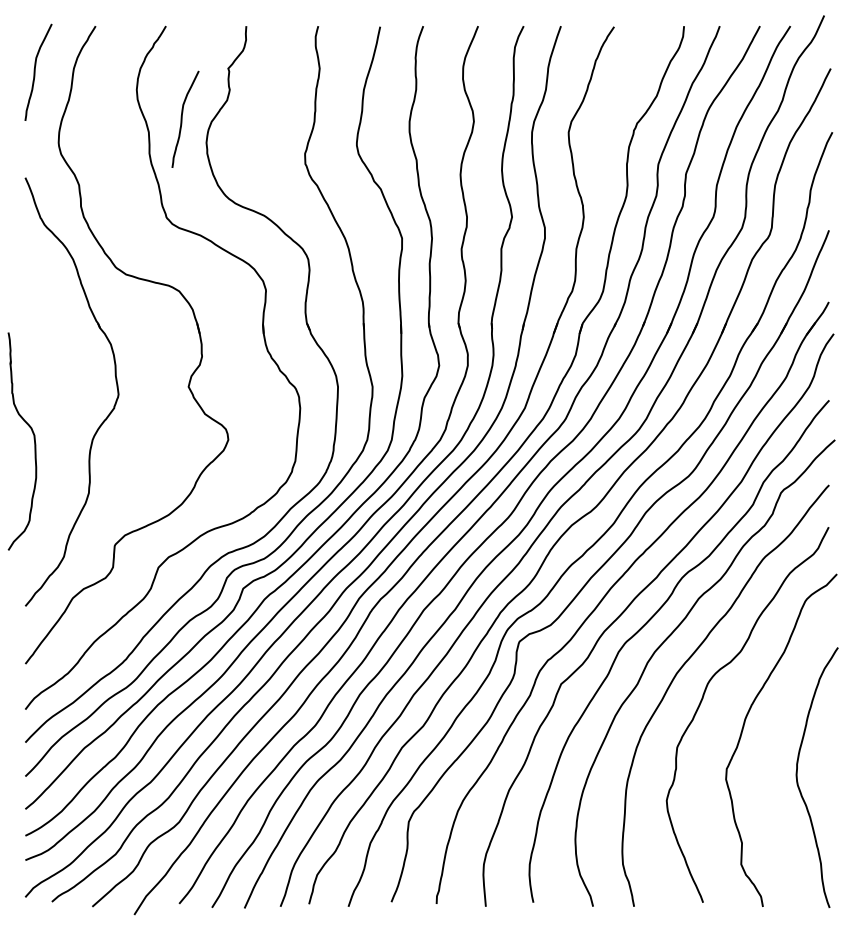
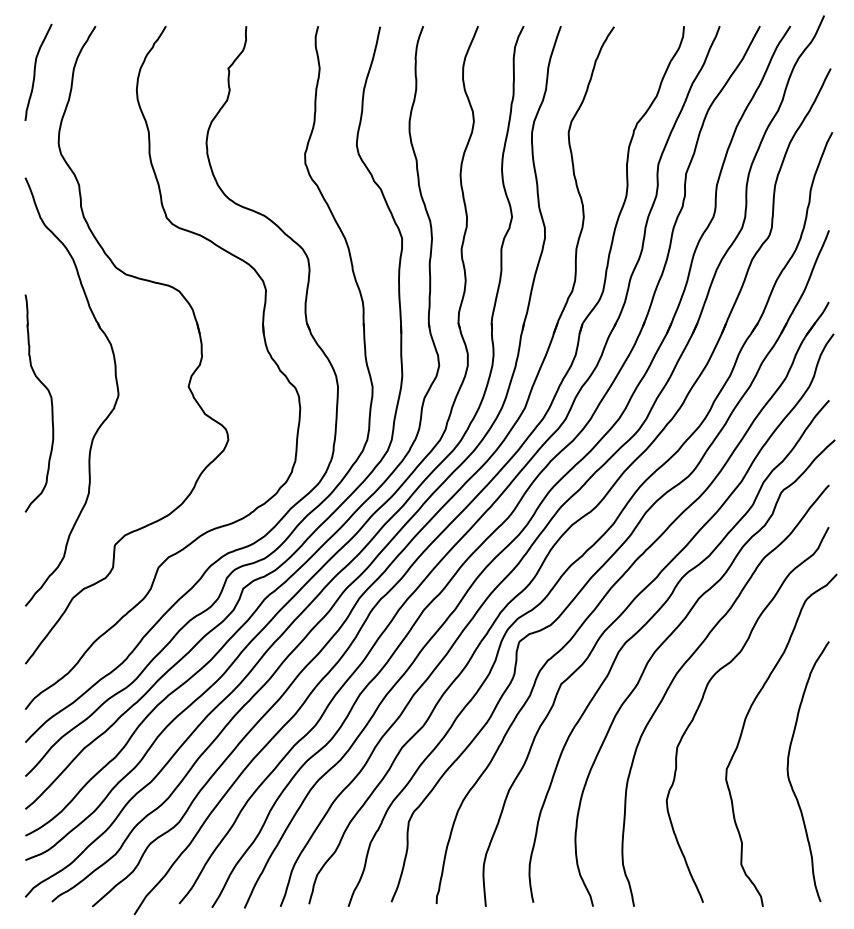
curve: present -> none (182, 118)
part position: (33, 439) -> (50, 401) (50, 401)
curve position: (798, 782) -> (789, 776) (789, 776)
